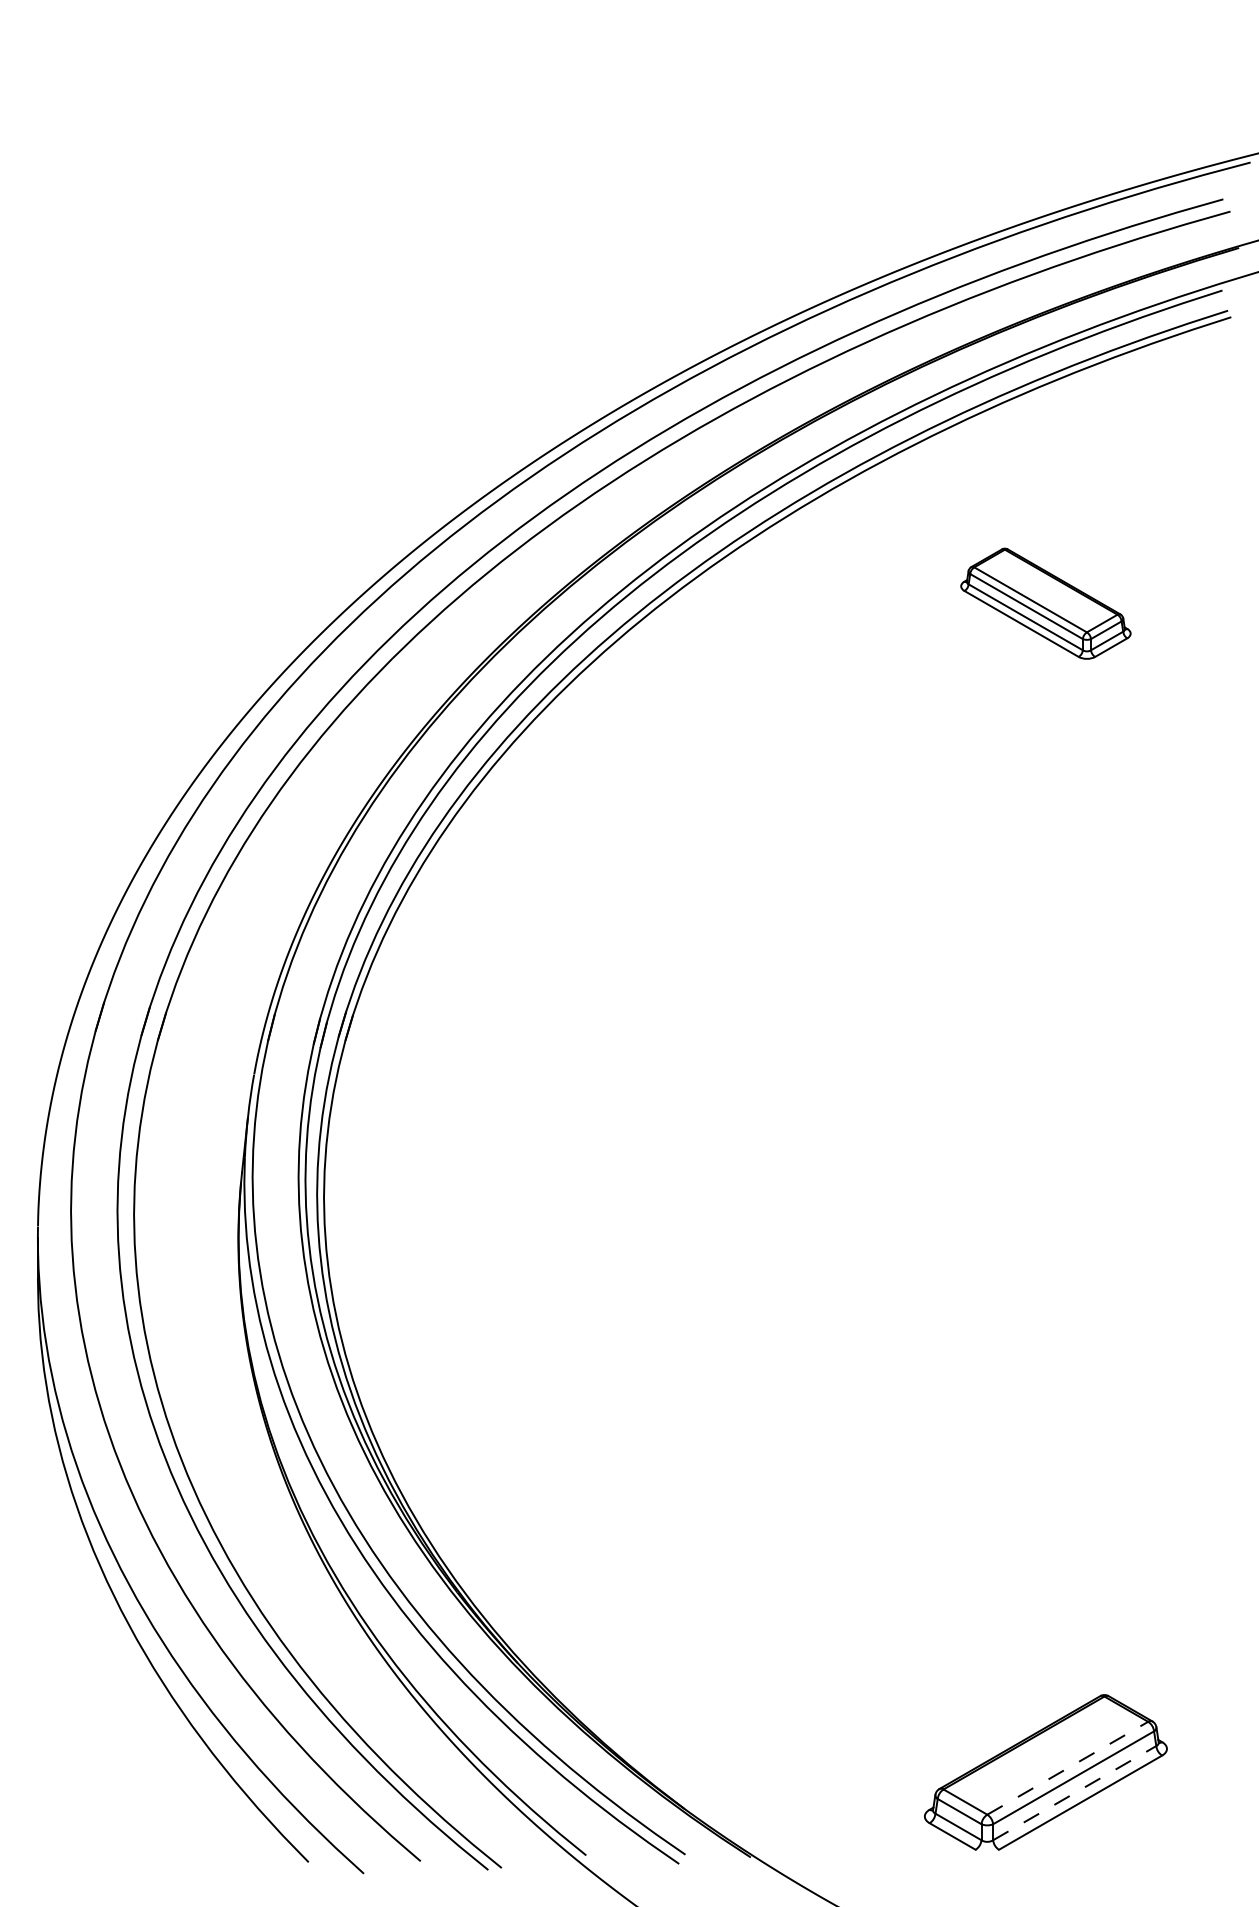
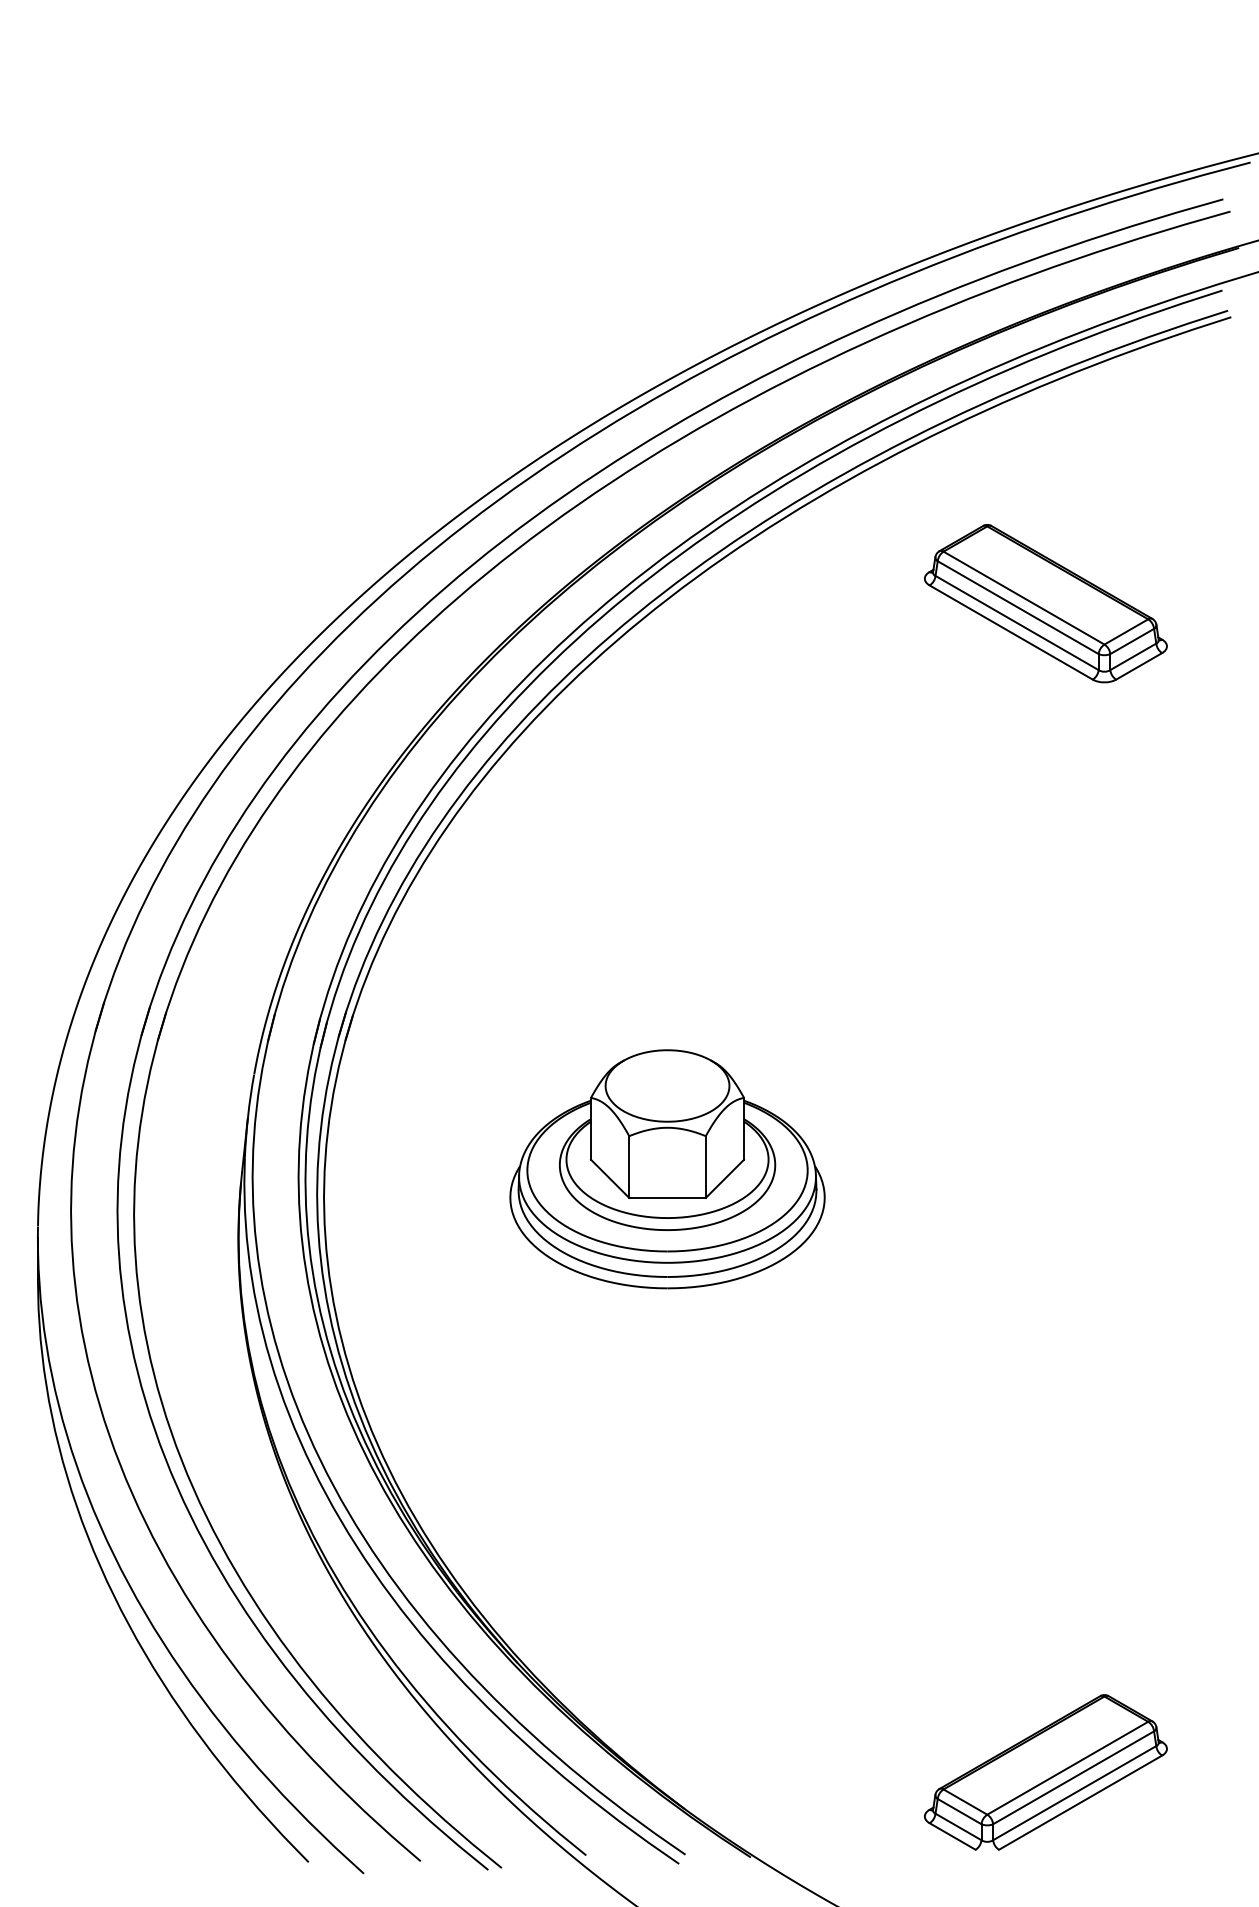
part size: 172x113 px -> 244x160 px (1045, 603)
part: none -> present (667, 1169)
line: dashed -> solid (1067, 1768)
line: dashed -> solid (1075, 1792)
